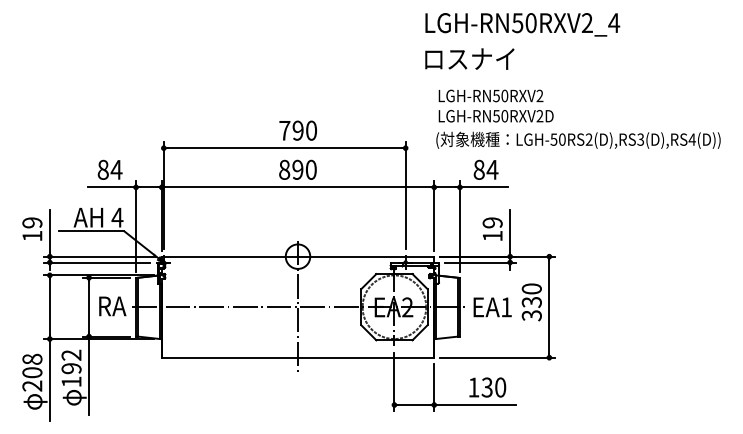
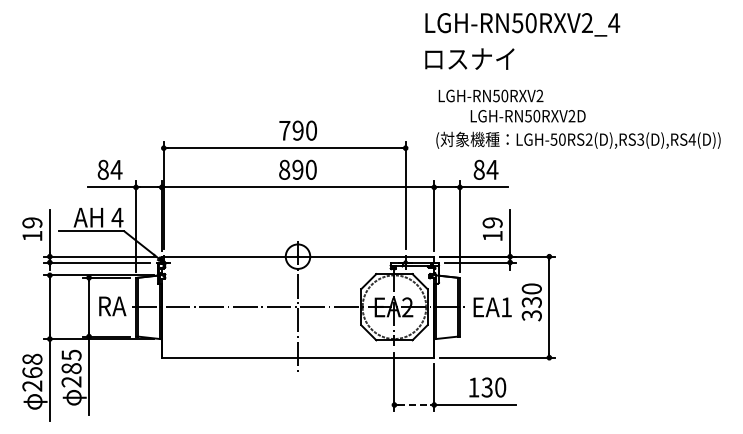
text position: (495, 116) -> (527, 116) (527, 116)
text: 192 -> 285 (71, 368)
text: 208 -> 268 (32, 372)
line: solid -> dashed (414, 405)
